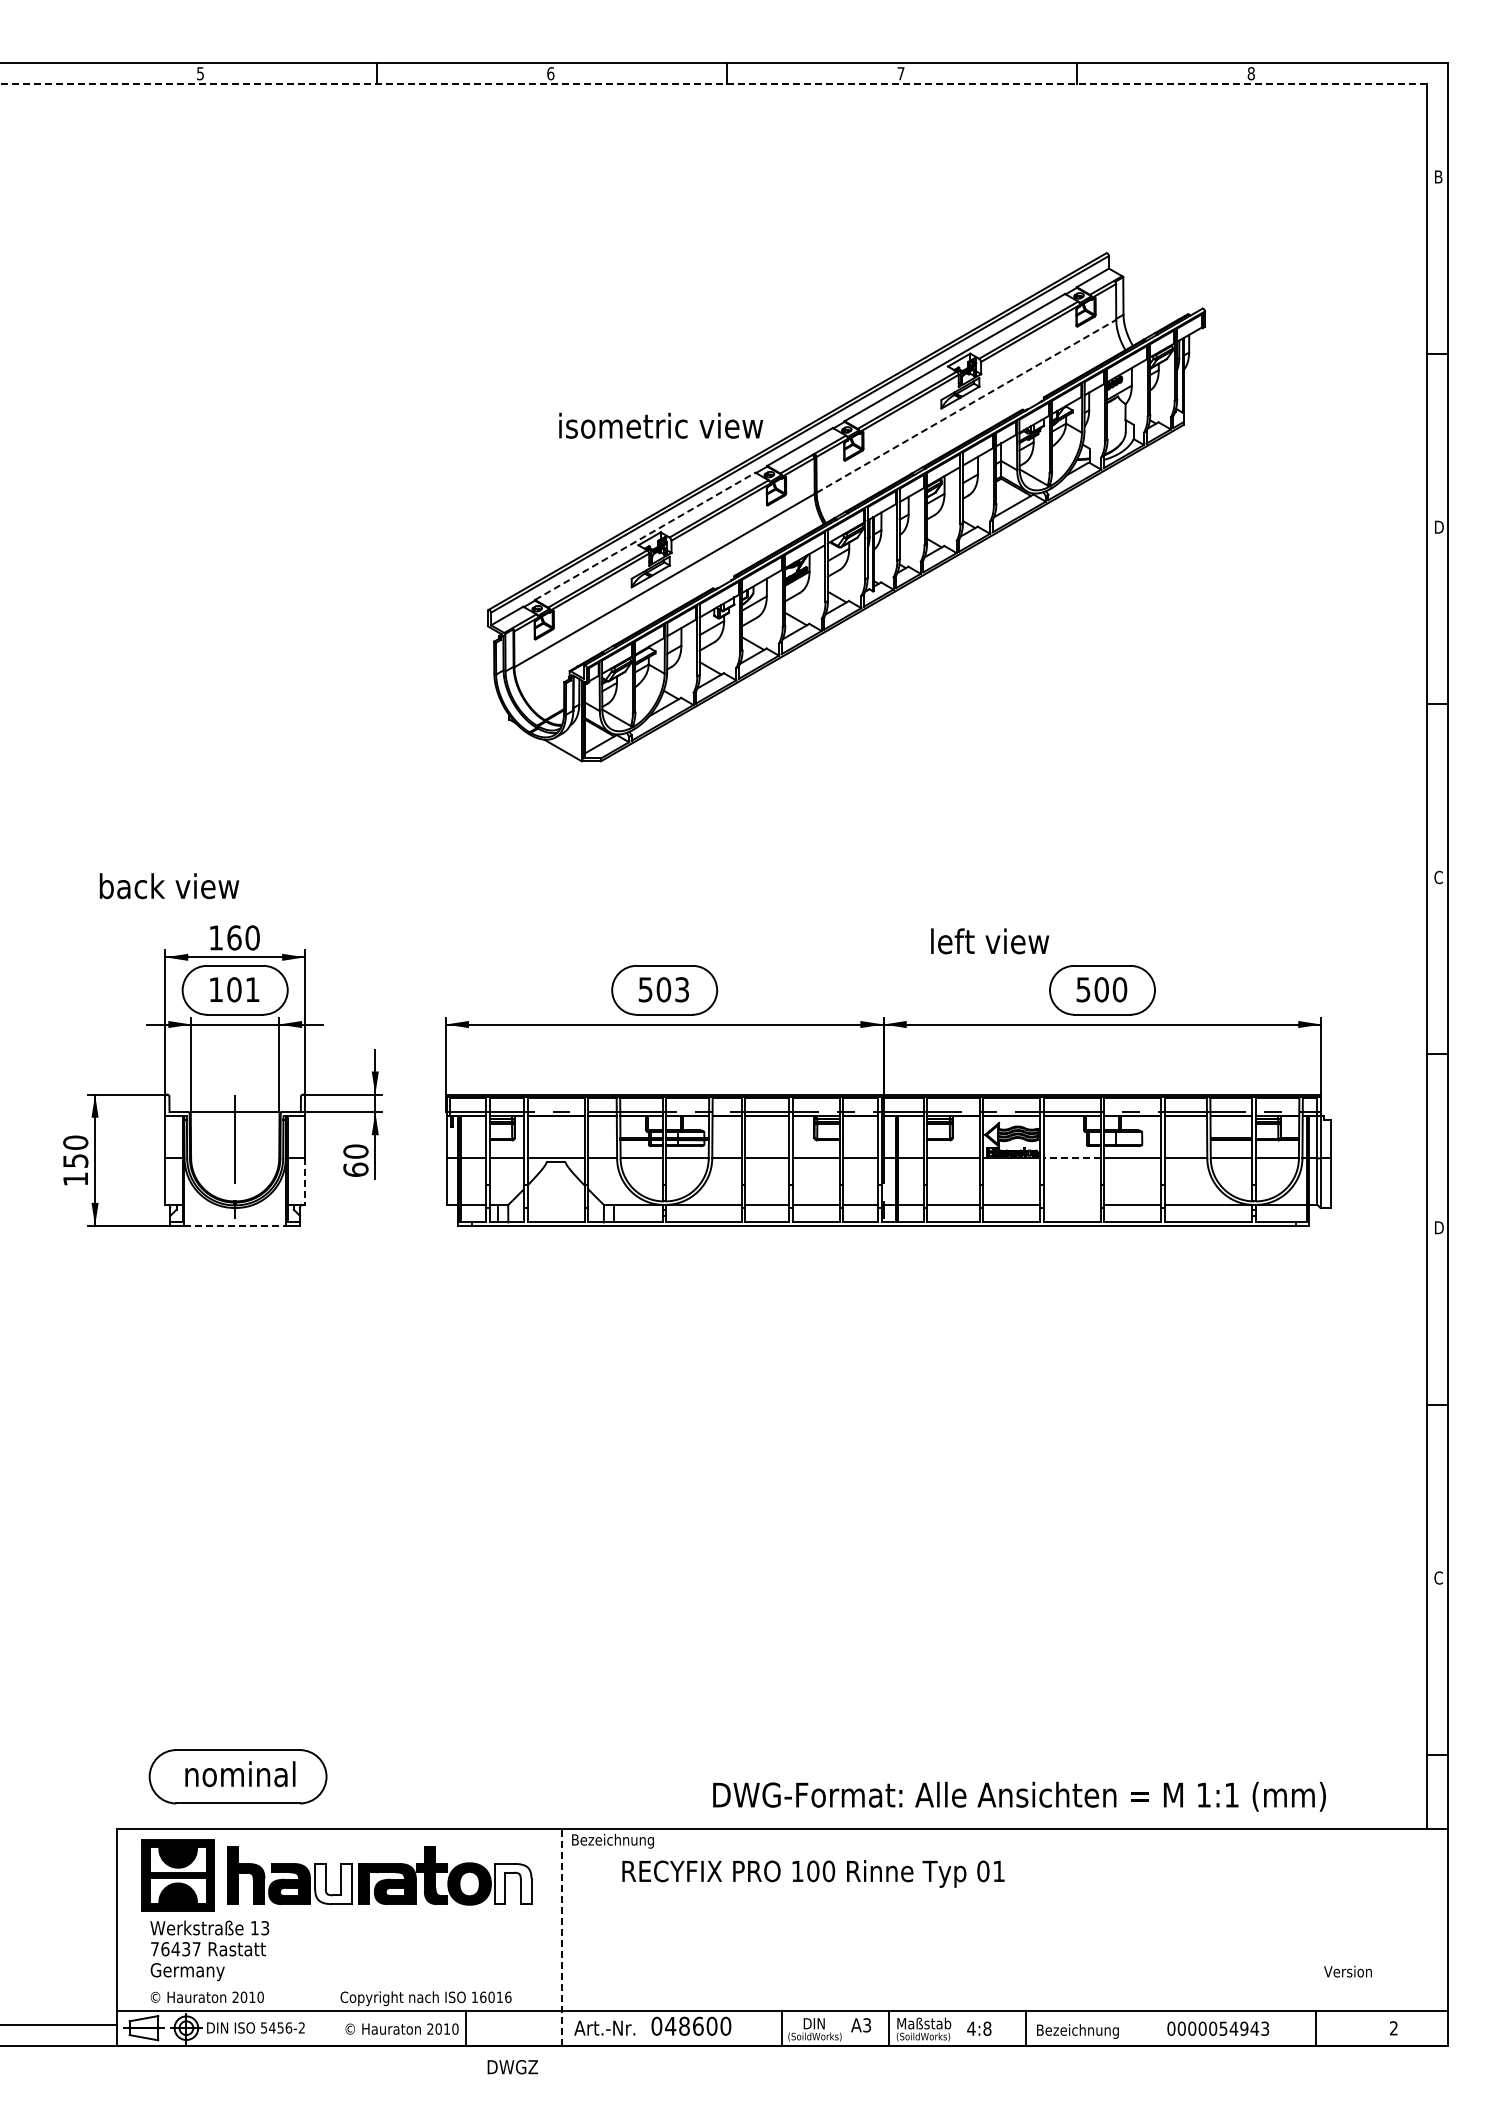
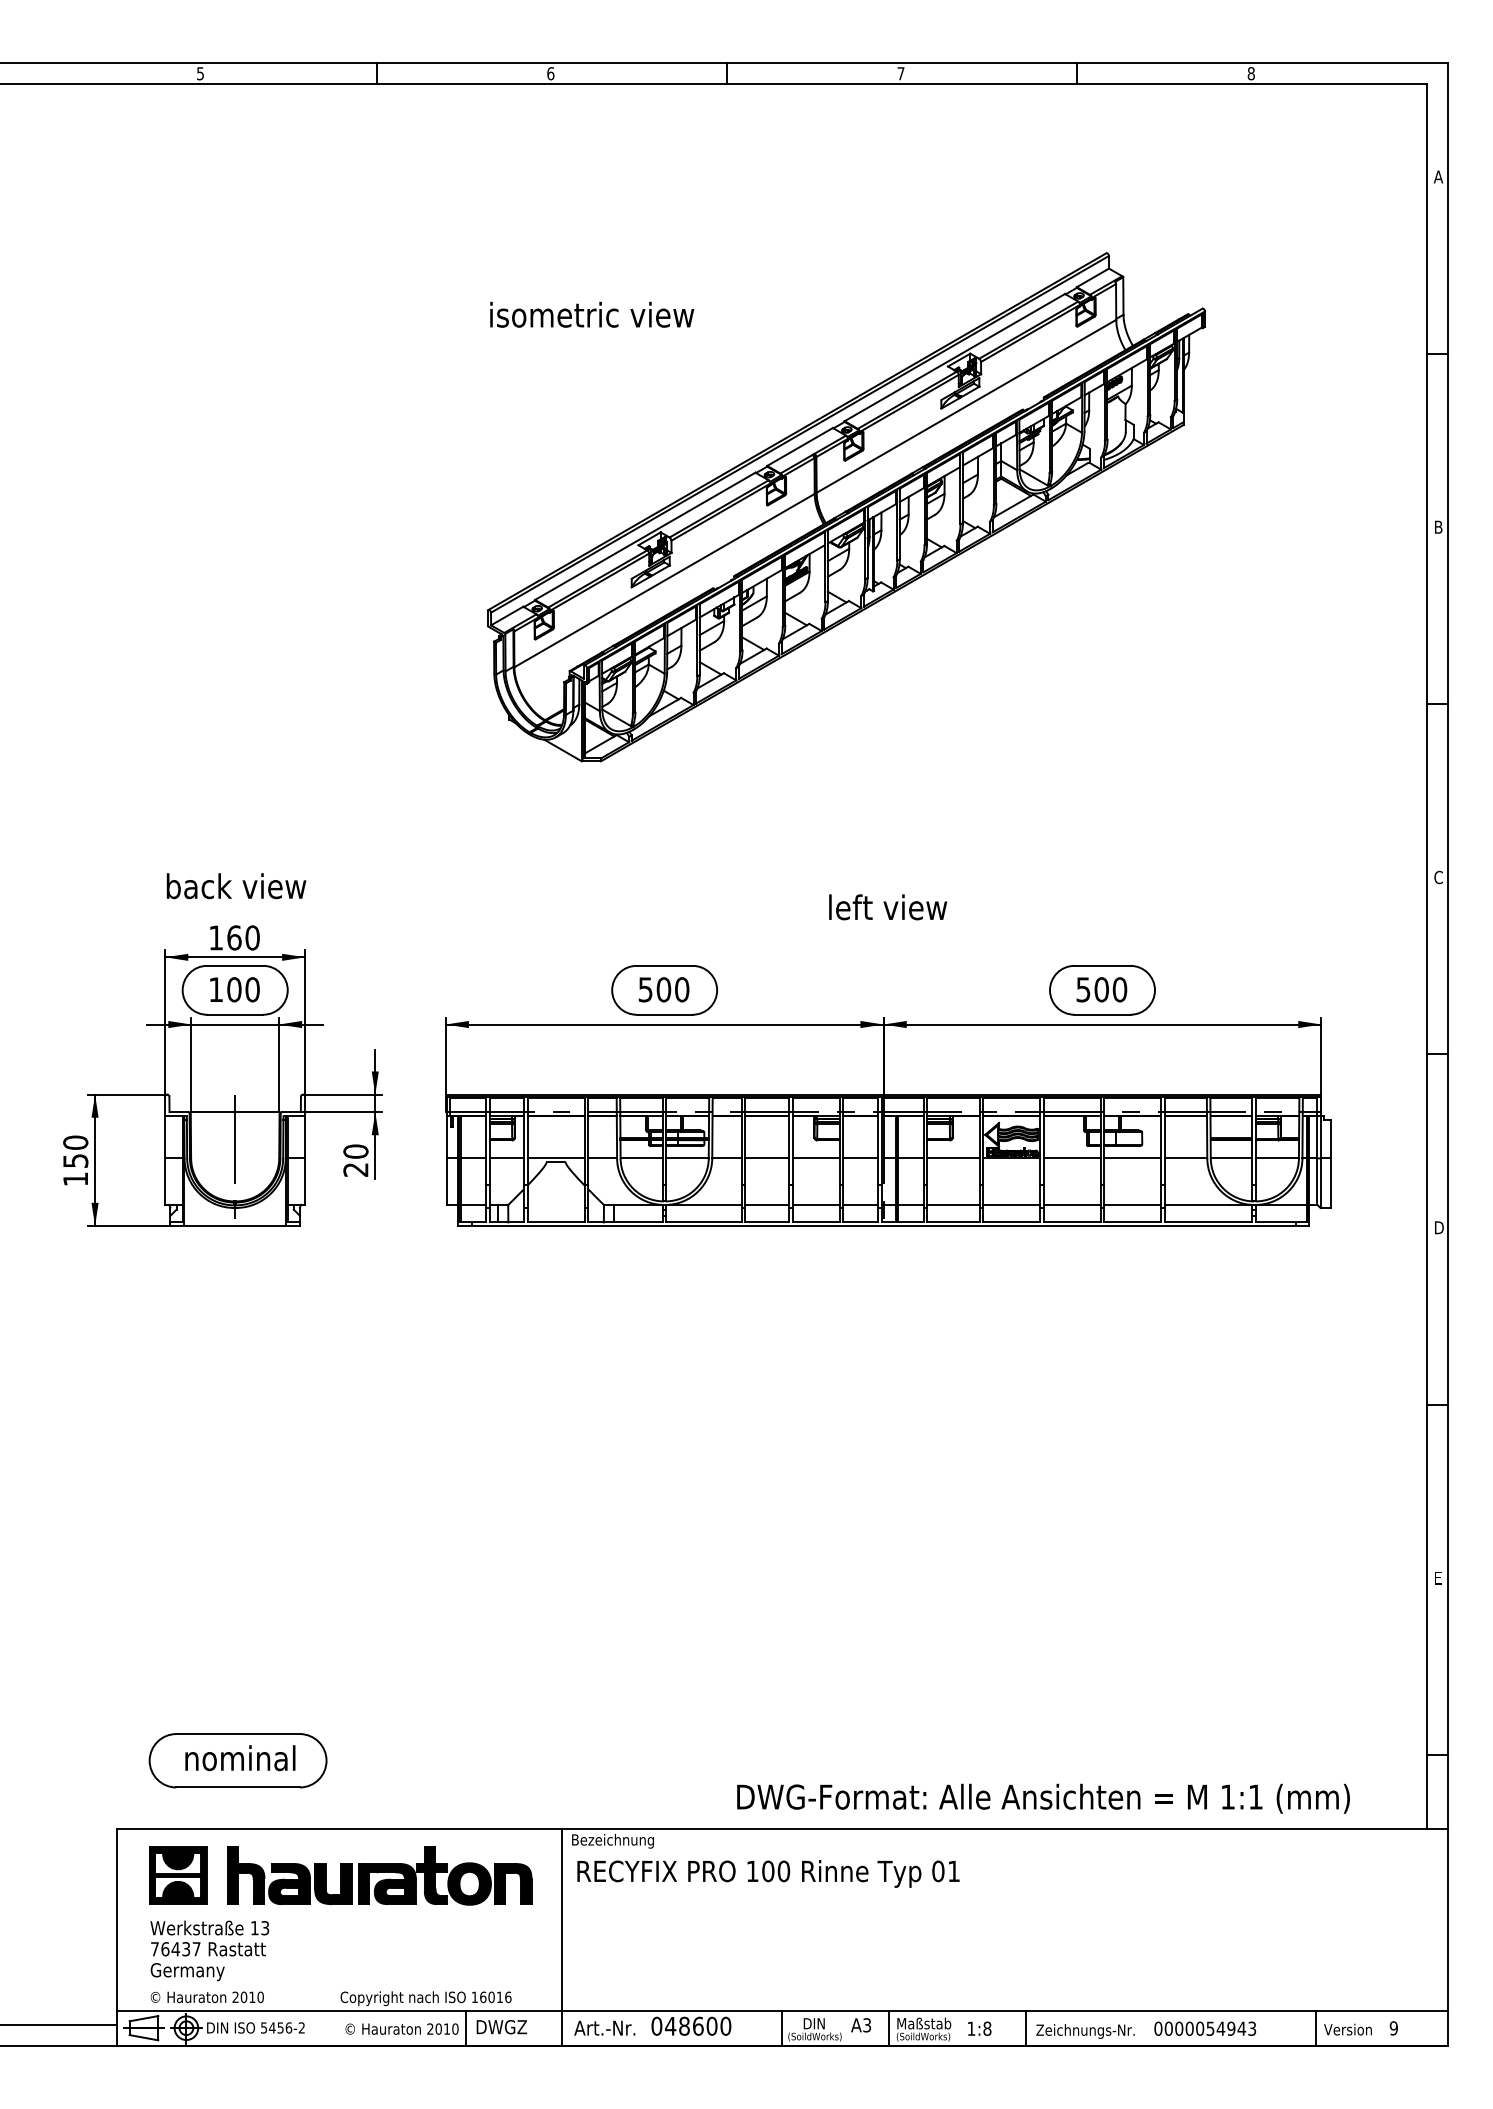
line: dashed -> solid (713, 84)
text: B -> A (1438, 176)
line: dashed -> solid (966, 406)
text position: (661, 425) -> (592, 314) (592, 314)
text: D -> B (1439, 527)
line: dashed -> solid (645, 536)
text position: (169, 886) -> (236, 886) (236, 886)
text position: (990, 941) -> (888, 907) (888, 907)
text: 101 -> 100 (252, 989)
text: 503 -> 500 (682, 989)
line: dashed -> solid (1071, 1158)
text: 60 -> 20 (355, 1169)
line: dashed -> solid (305, 1182)
line: none -> present (1071, 1204)
line: dashed -> solid (235, 1225)
text: C -> E (1438, 1577)
part position: (237, 1776) -> (237, 1760) (237, 1760)
text position: (1019, 1796) -> (1043, 1798) (1043, 1798)
text position: (813, 1873) -> (768, 1873) (768, 1873)
part size: 74x73 px -> 59x59 px (178, 1875)
fill: none -> present (333, 1883)
fill: none -> present (512, 1883)
line: dashed -> solid (562, 1937)
text position: (1347, 1971) -> (1347, 2029) (1347, 2029)
text: 4:8 -> 1:8 (971, 2028)
text position: (1218, 2028) -> (1205, 2028) (1205, 2028)
text: 2 -> 9 (1393, 2028)
text: Bezeichnung -> Zeichnungs-Nr. (1085, 2031)
text position: (512, 2067) -> (501, 2027) (501, 2027)
